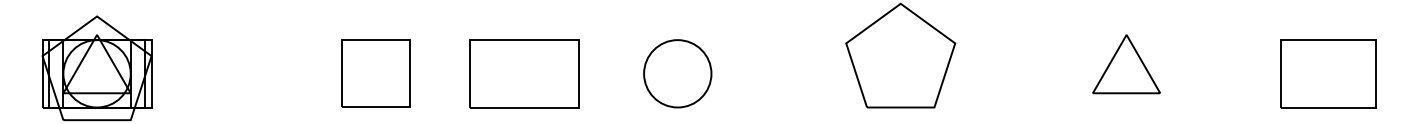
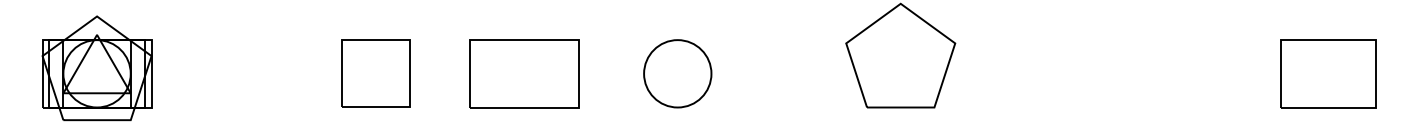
part: present -> none (1126, 64)
